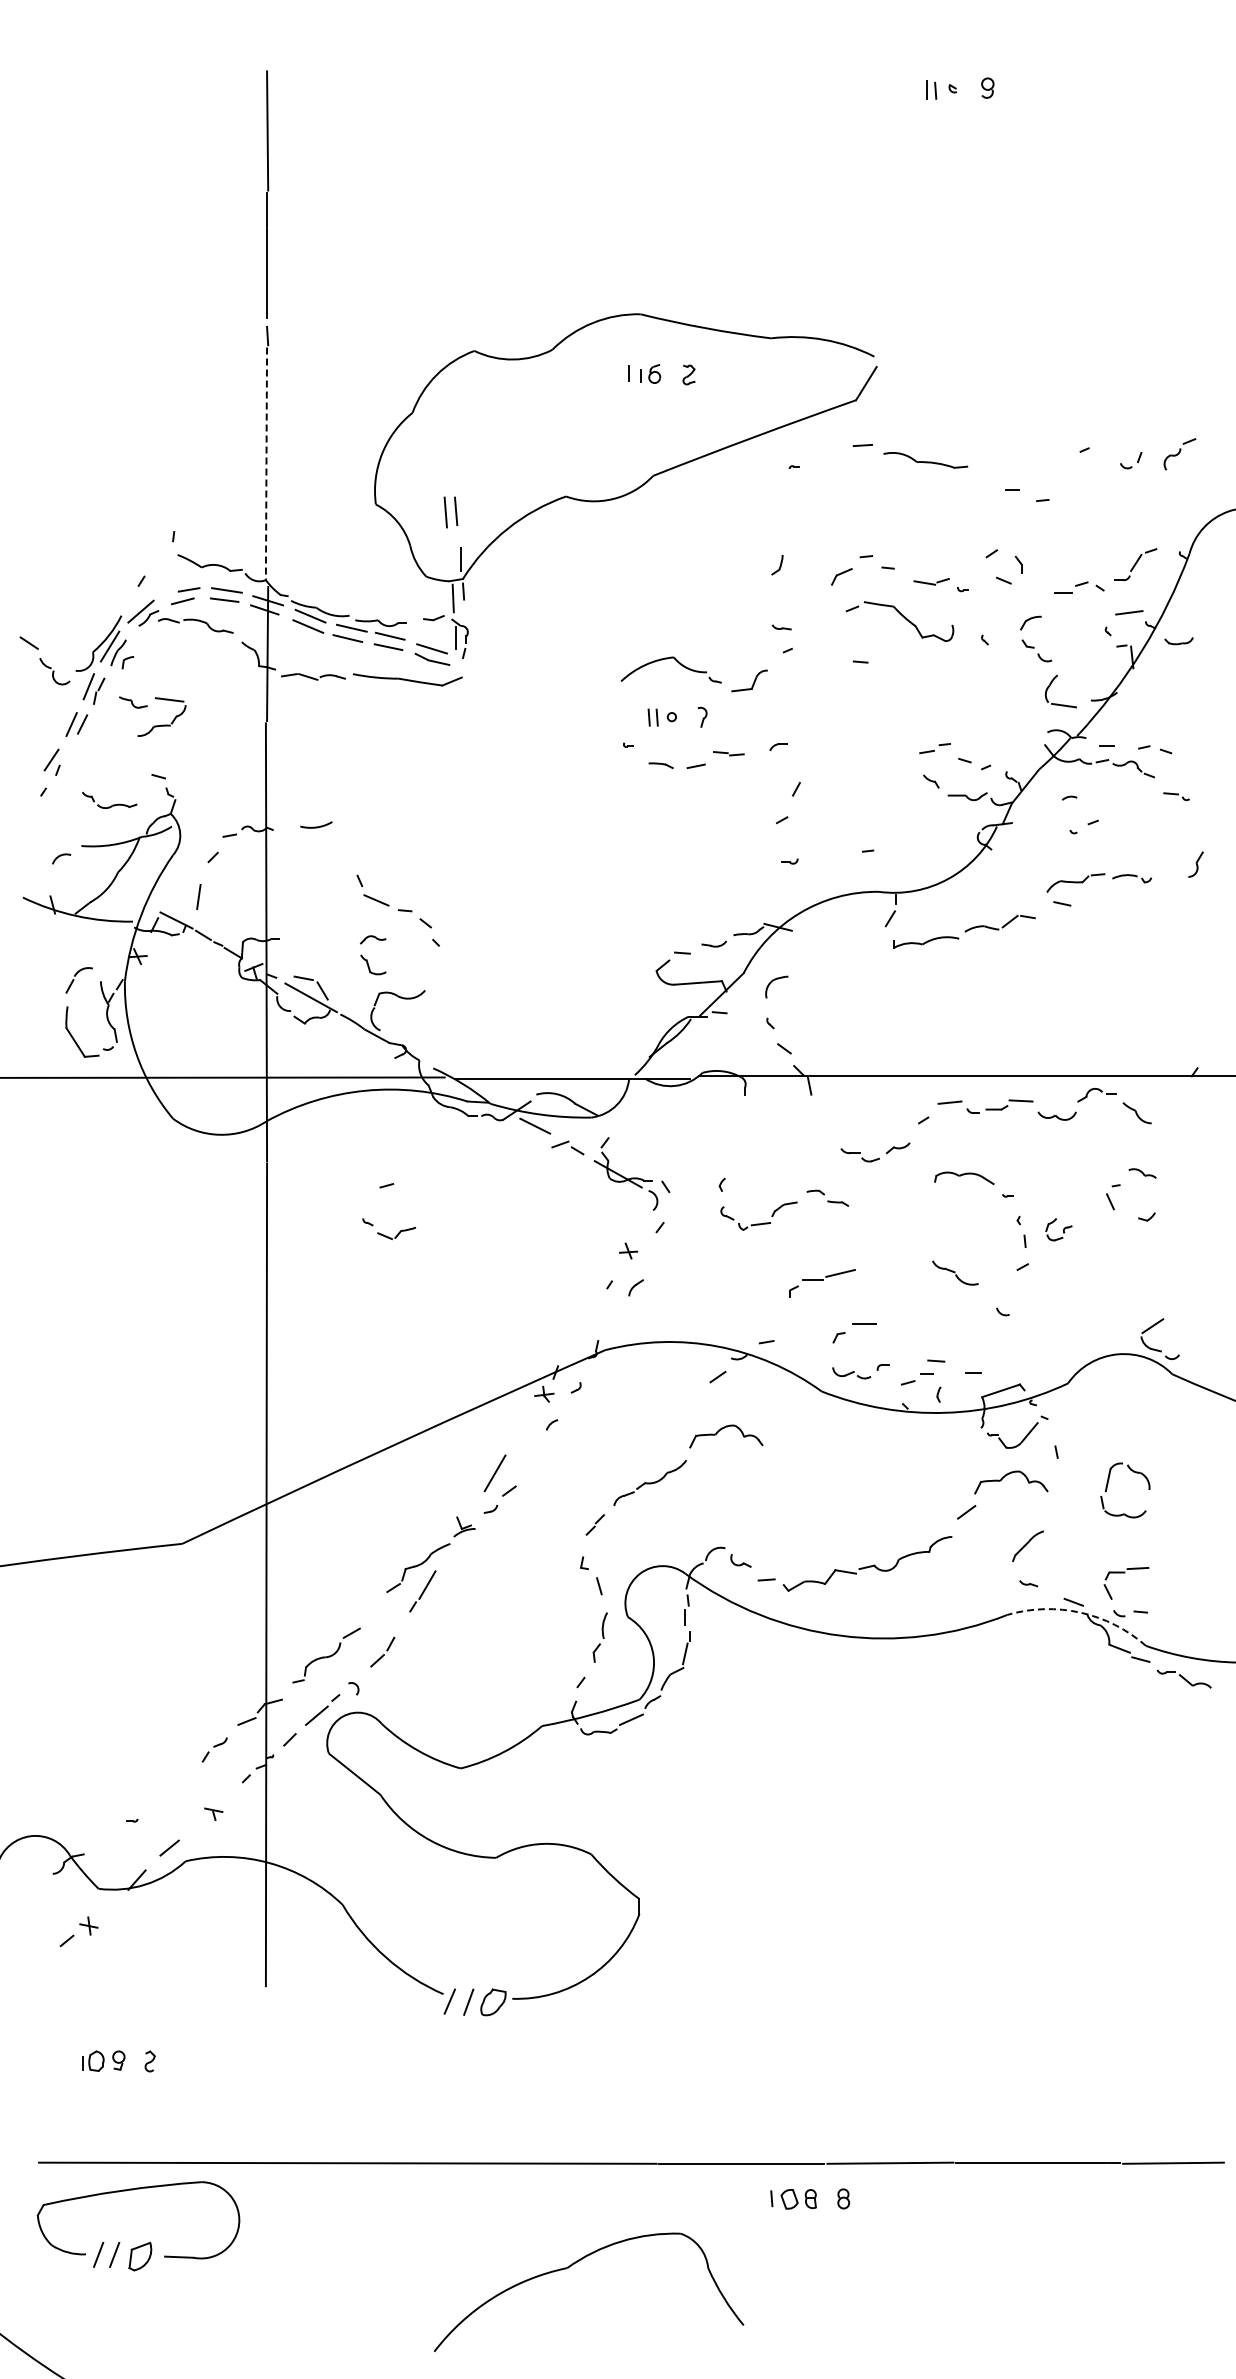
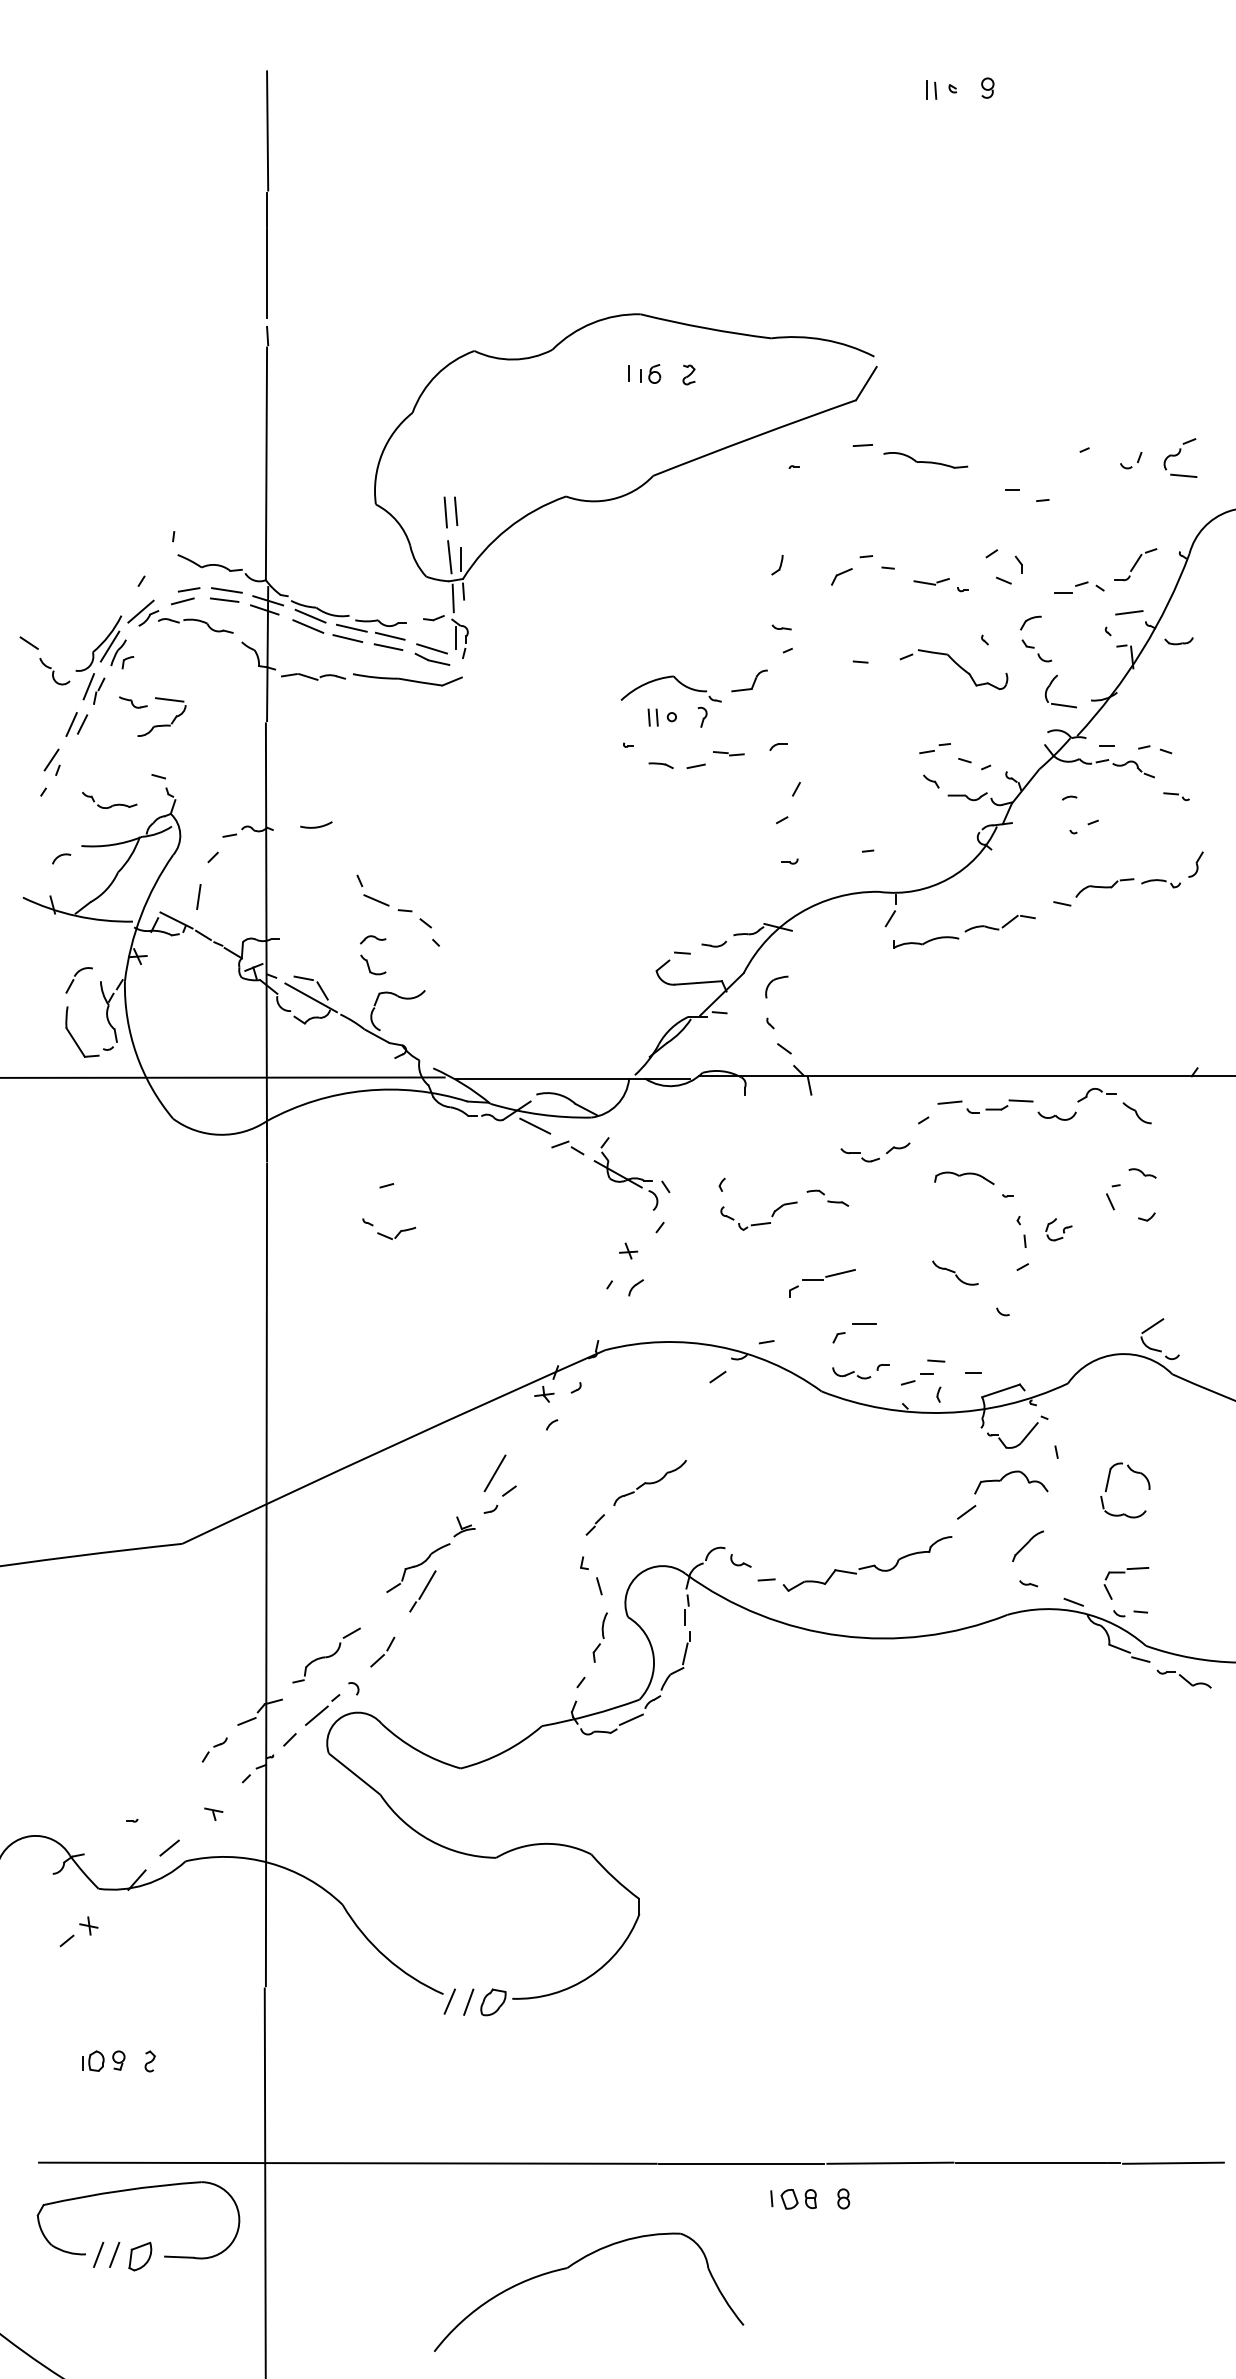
line: dashed -> solid (266, 464)
line: none -> present (1183, 475)
line: none -> present (449, 557)
part position: (899, 621) -> (953, 669) (953, 669)
part position: (677, 662) -> (677, 681) (677, 681)
part position: (1098, 875) -> (1127, 880) (1127, 880)
part: present -> none (721, 1430)
arc: dashed -> solid (1080, 1612)
line: none -> present (264, 2181)
